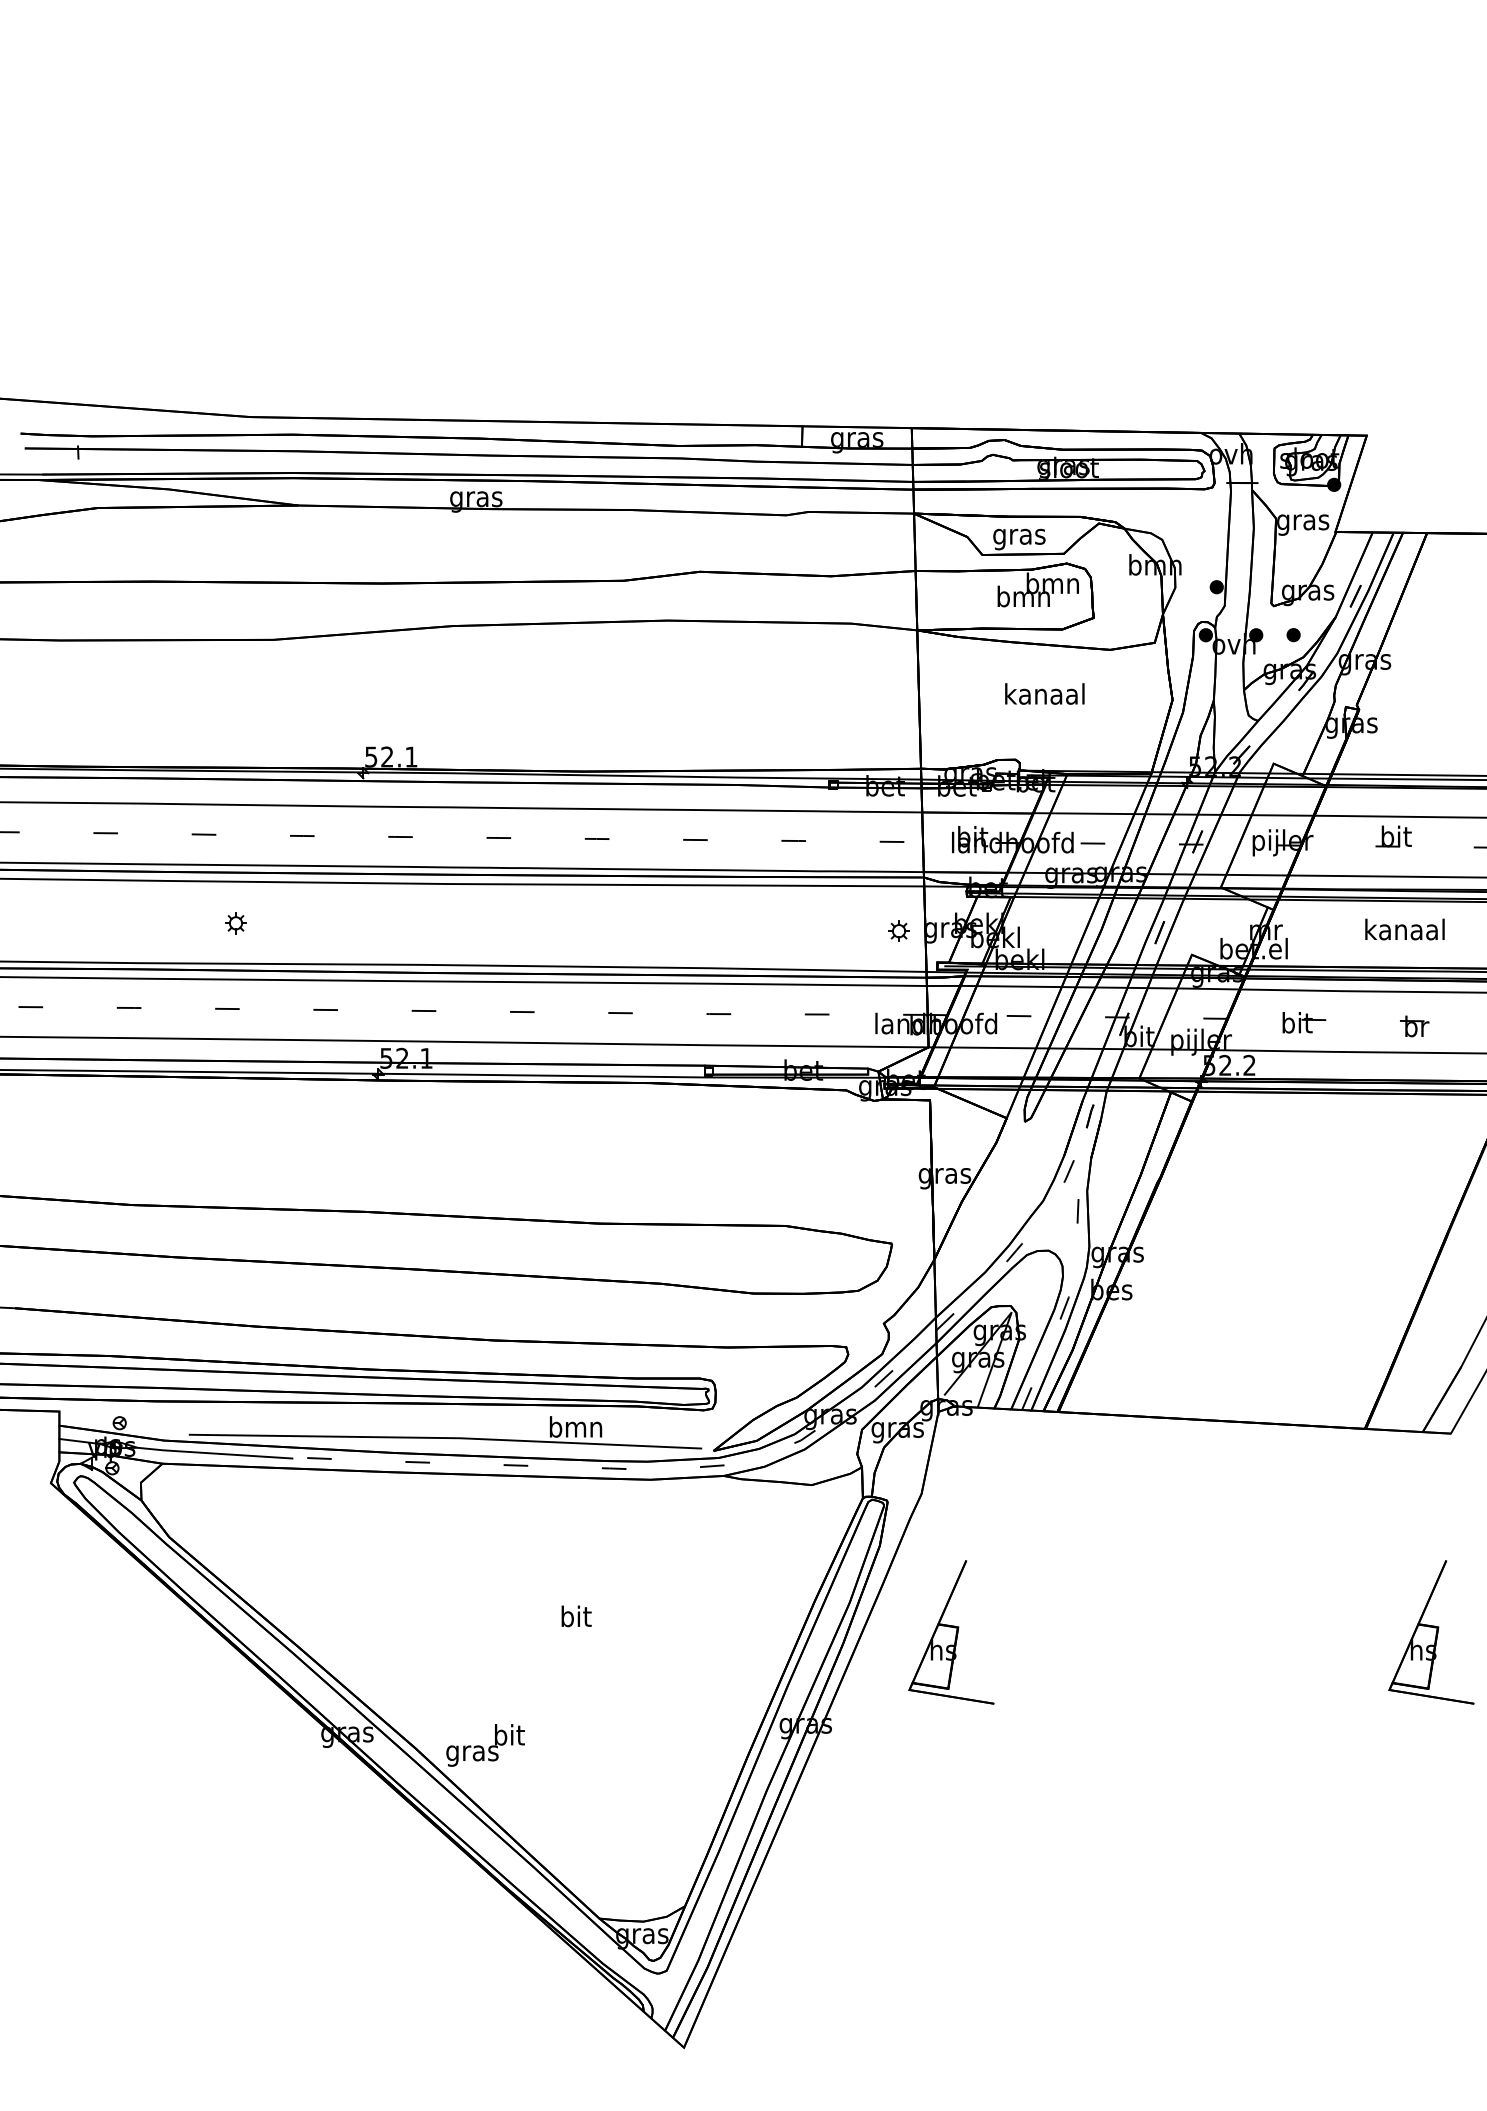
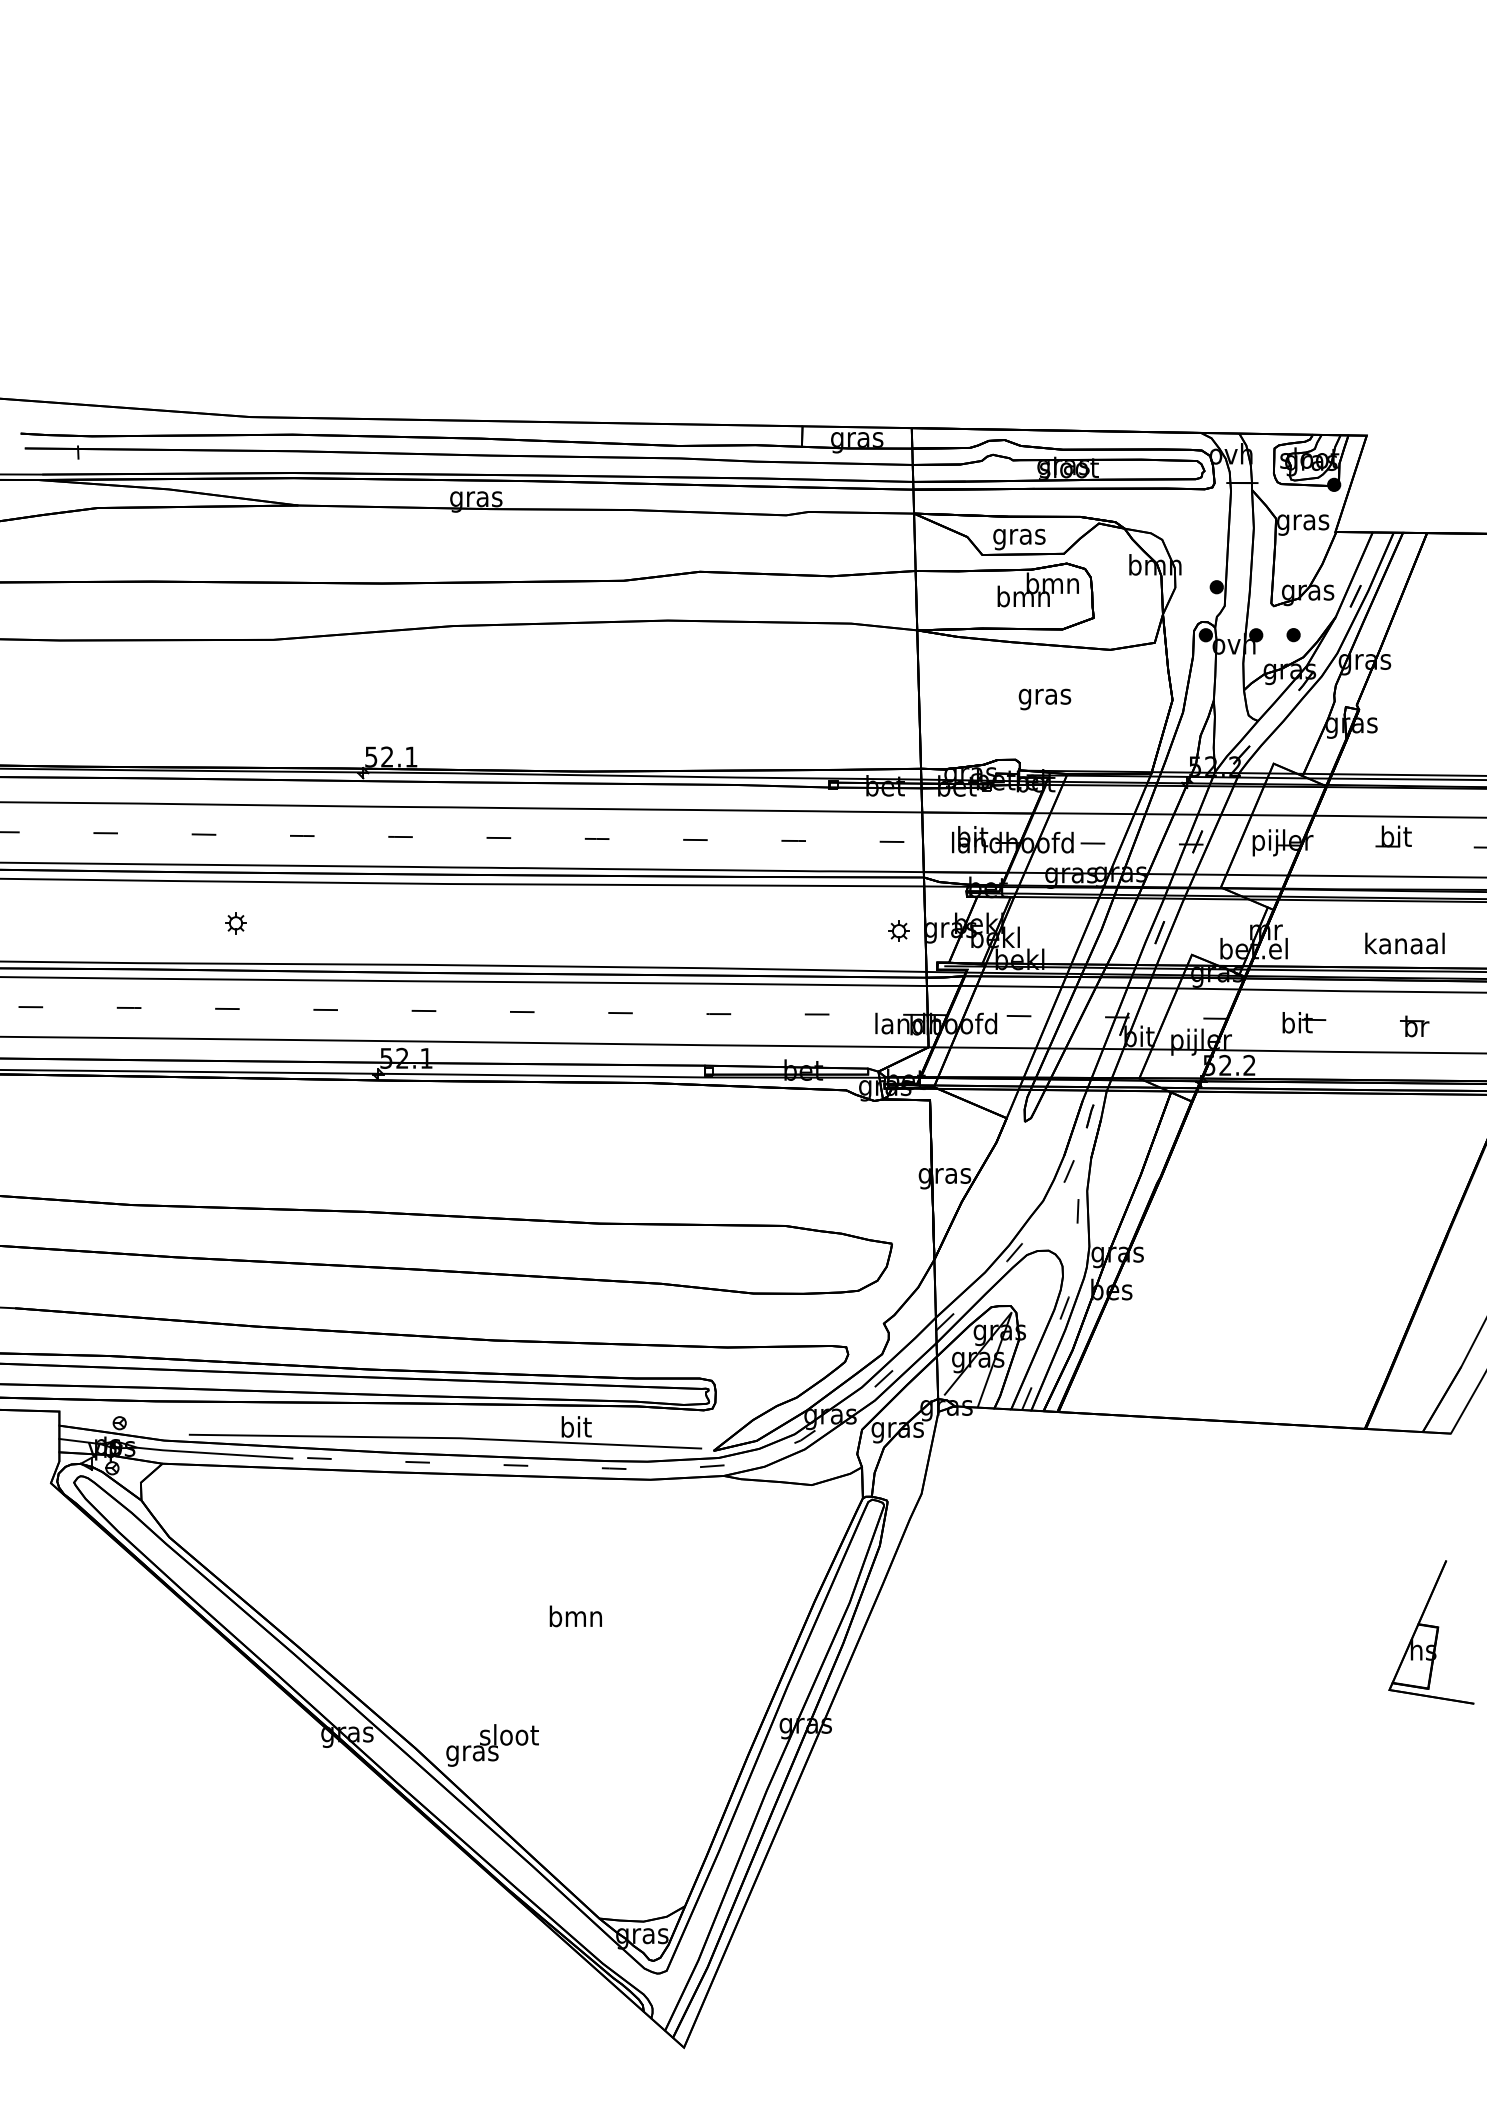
text: kanaal -> gras (1044, 696)
text position: (1404, 929) -> (1404, 943) (1404, 943)
text: bmn -> bit (575, 1426)
text: bit -> bmn (575, 1616)
part: present -> none (951, 1632)
text: bit -> sloot (509, 1734)
